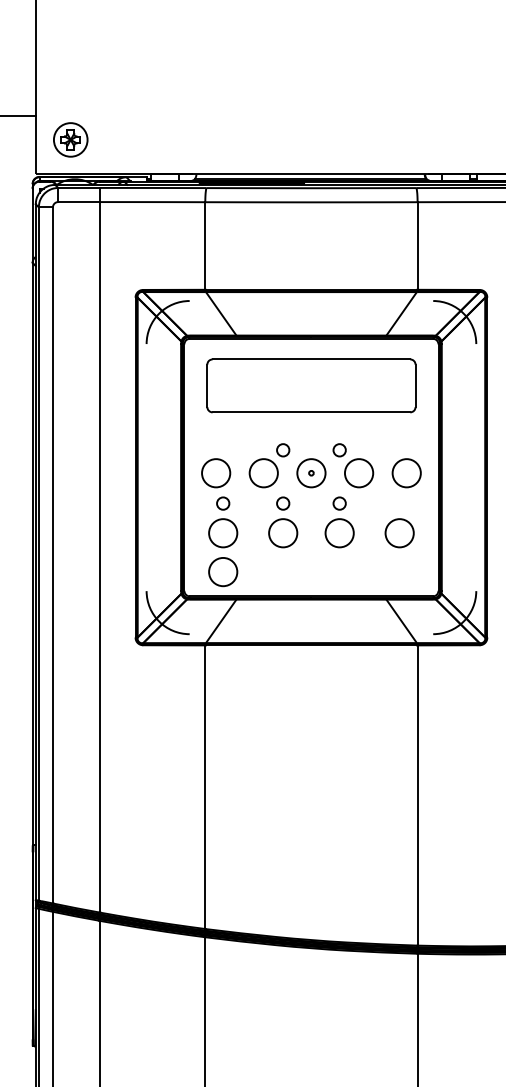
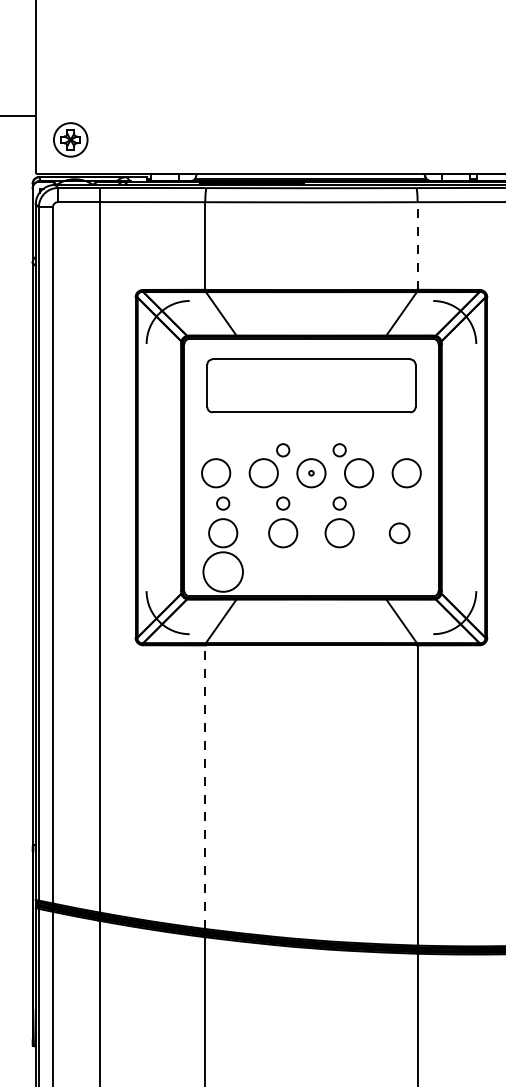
line: solid -> dashed (417, 246)
circle size: 31x31 px -> 23x23 px (399, 533)
circle diameter: 28 px -> 40 px (222, 571)
line: solid -> dashed (205, 787)
